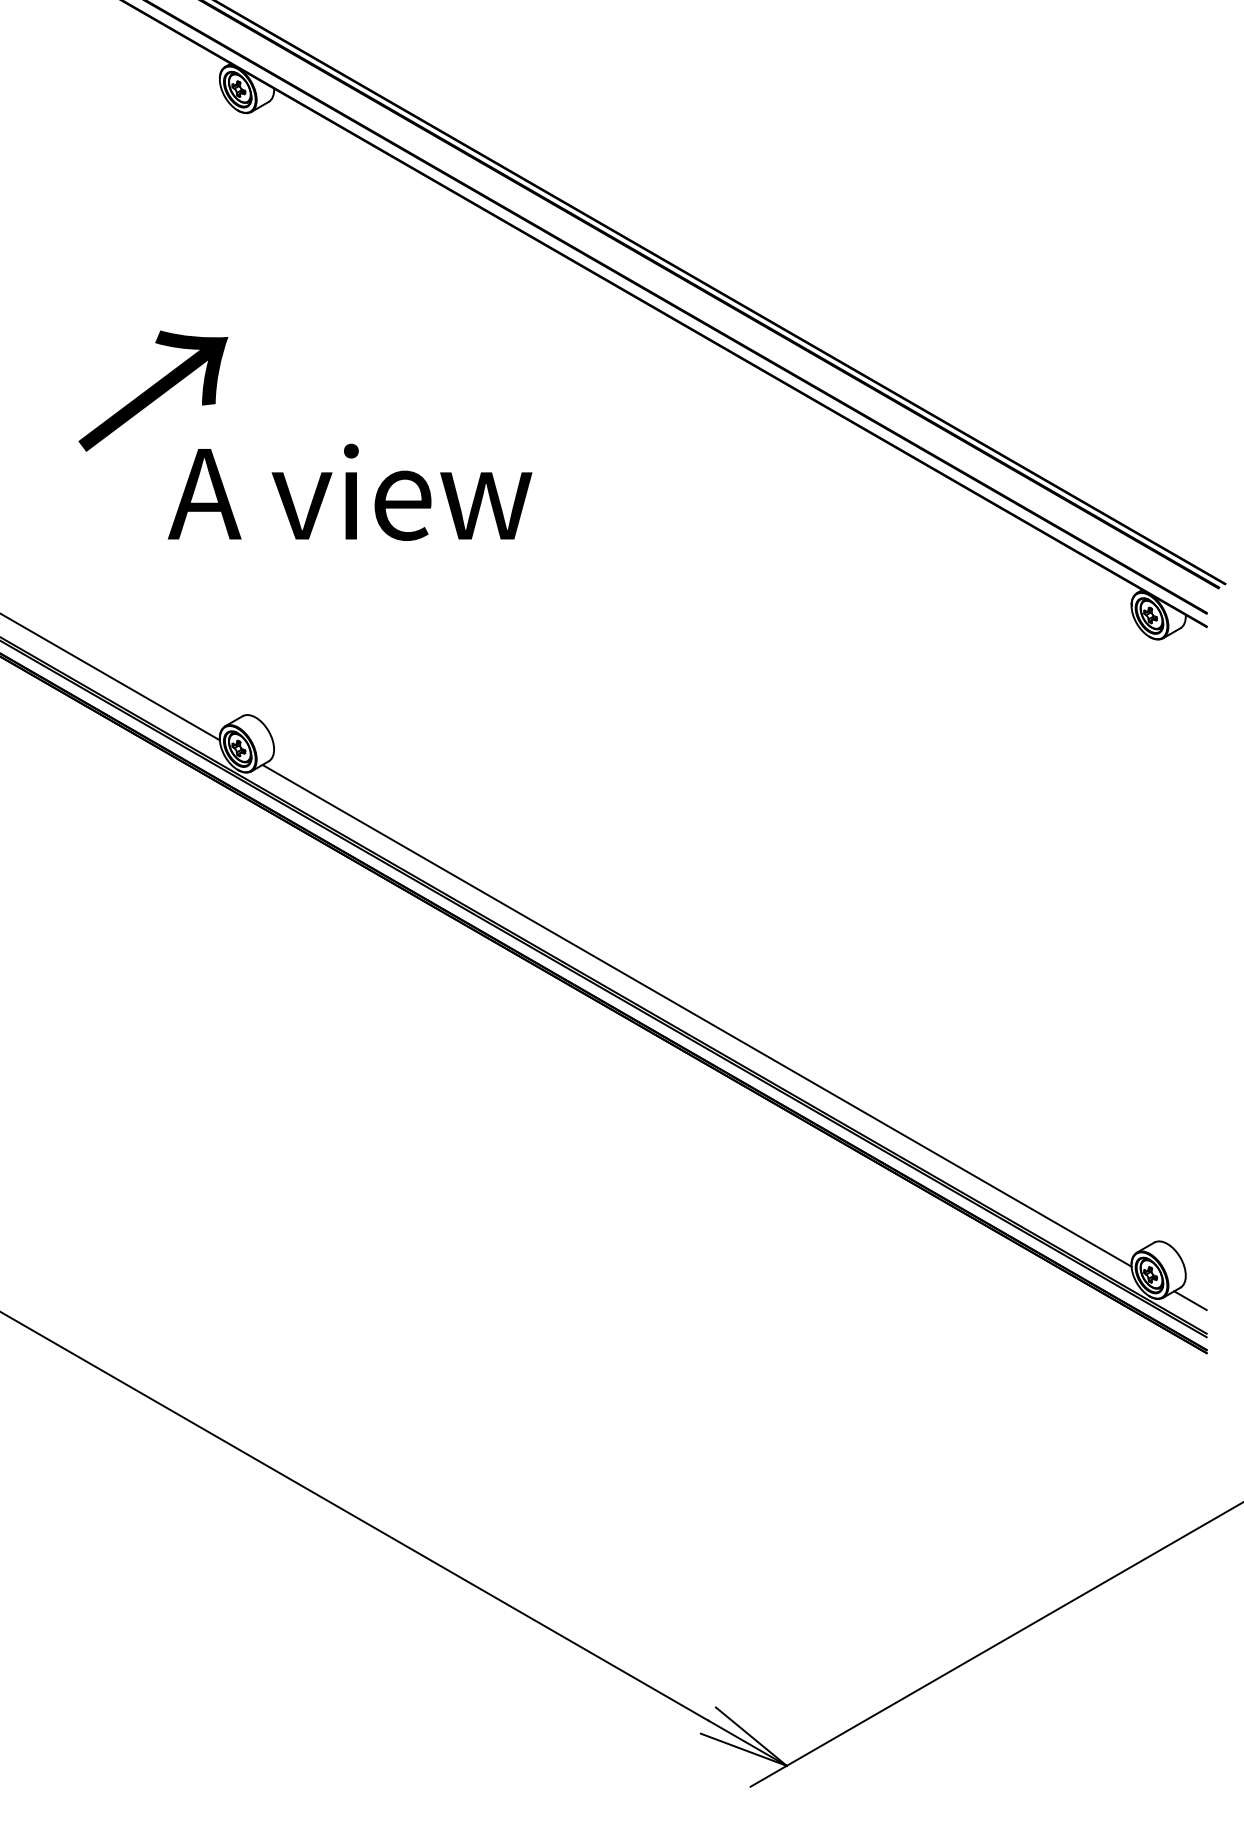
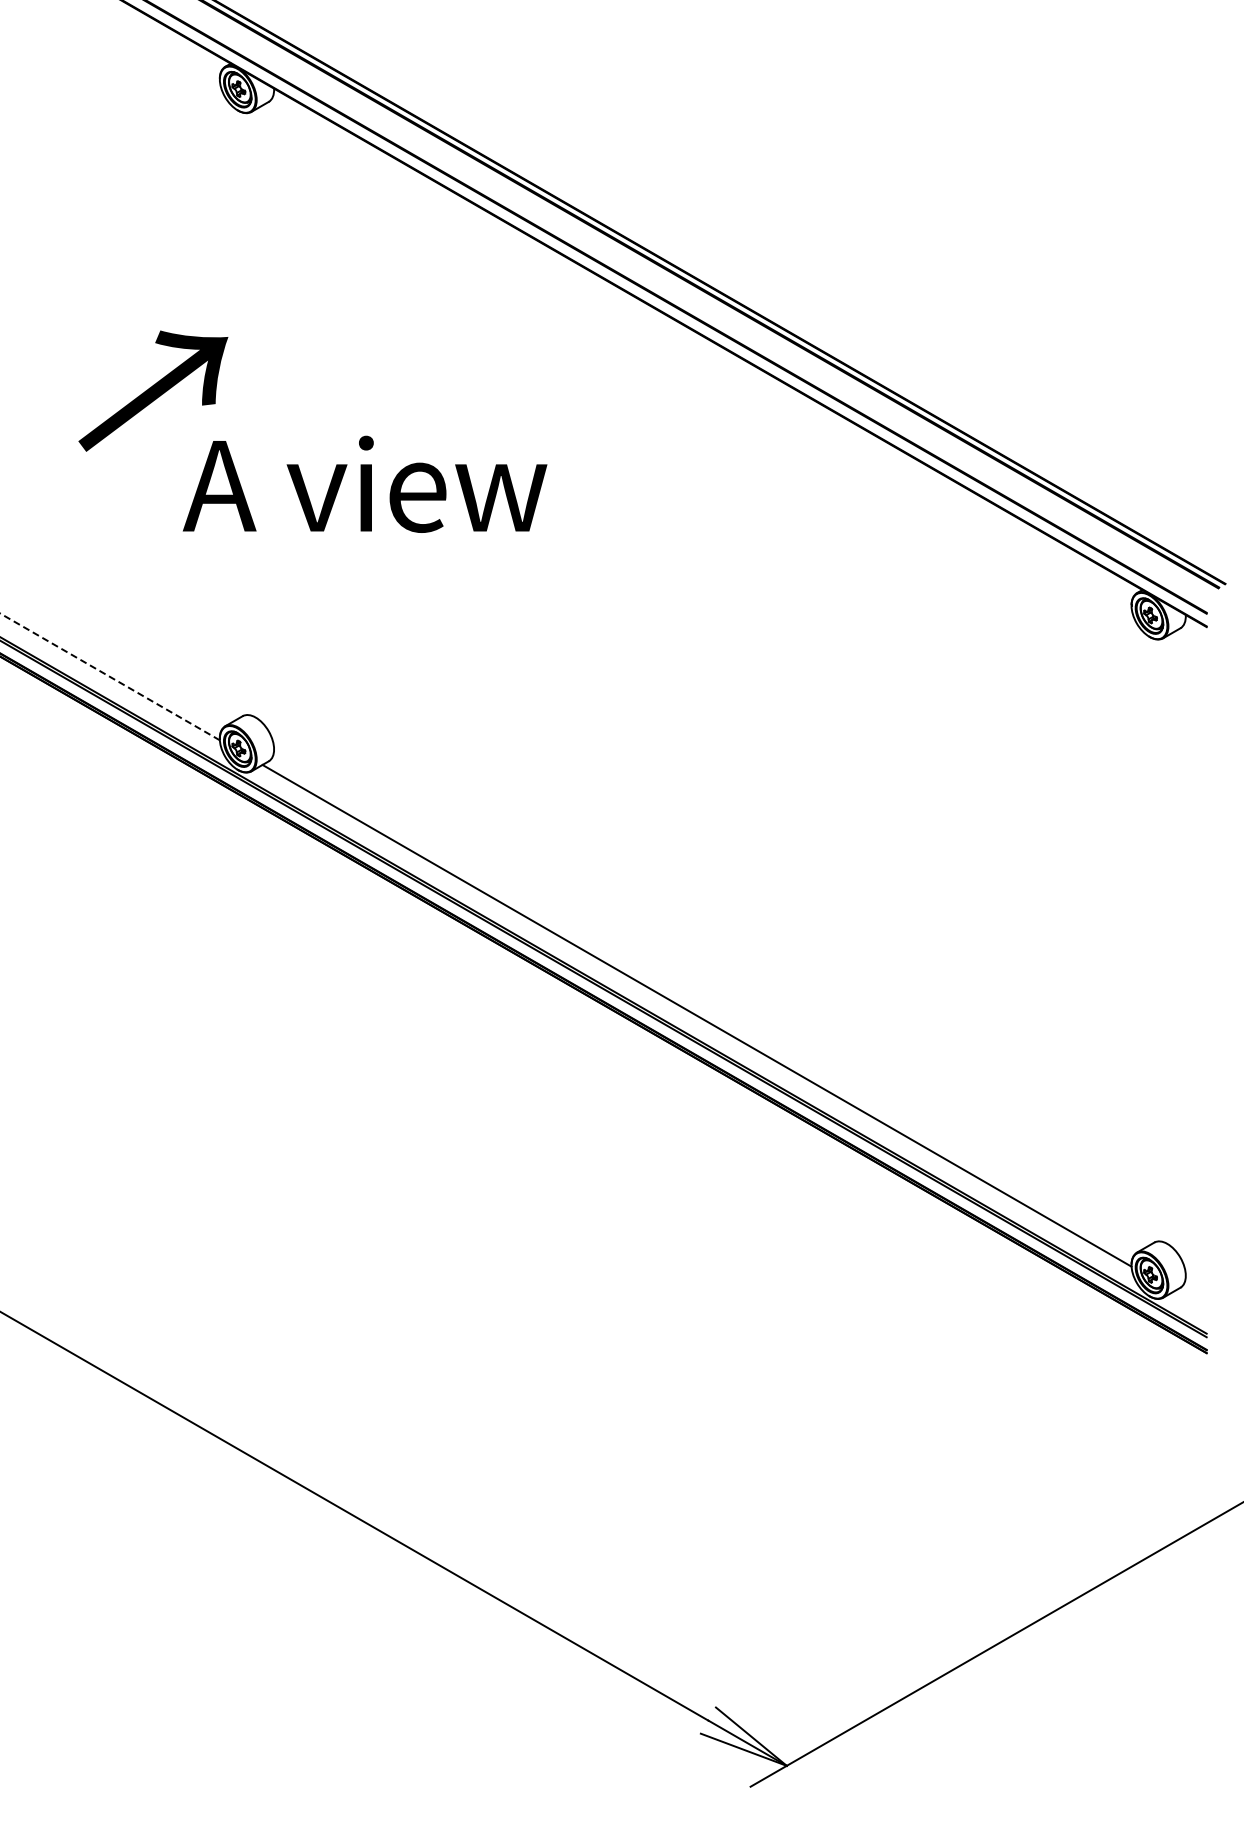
text position: (349, 491) -> (364, 483) (364, 483)
line: solid -> dashed (109, 676)
line: present -> none (1190, 1300)
